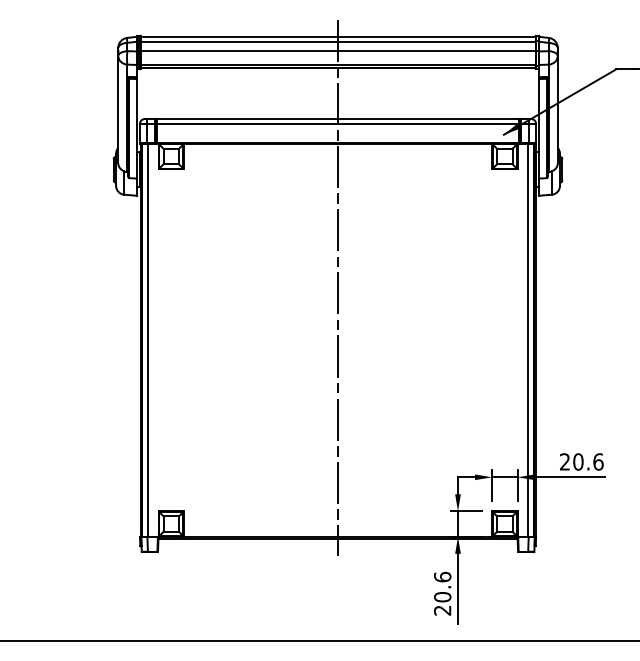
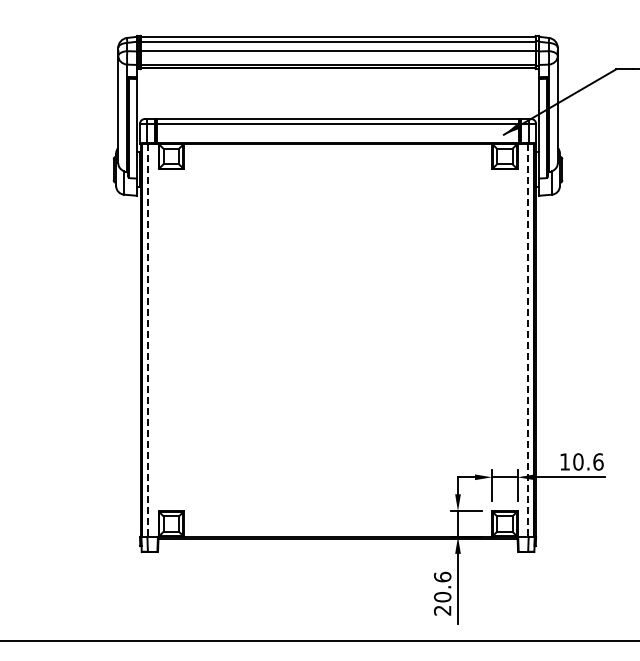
line: present -> none (338, 287)
line: solid -> dashed (147, 340)
line: solid -> dashed (528, 340)
text: 20.6 -> 10.6 (564, 461)
